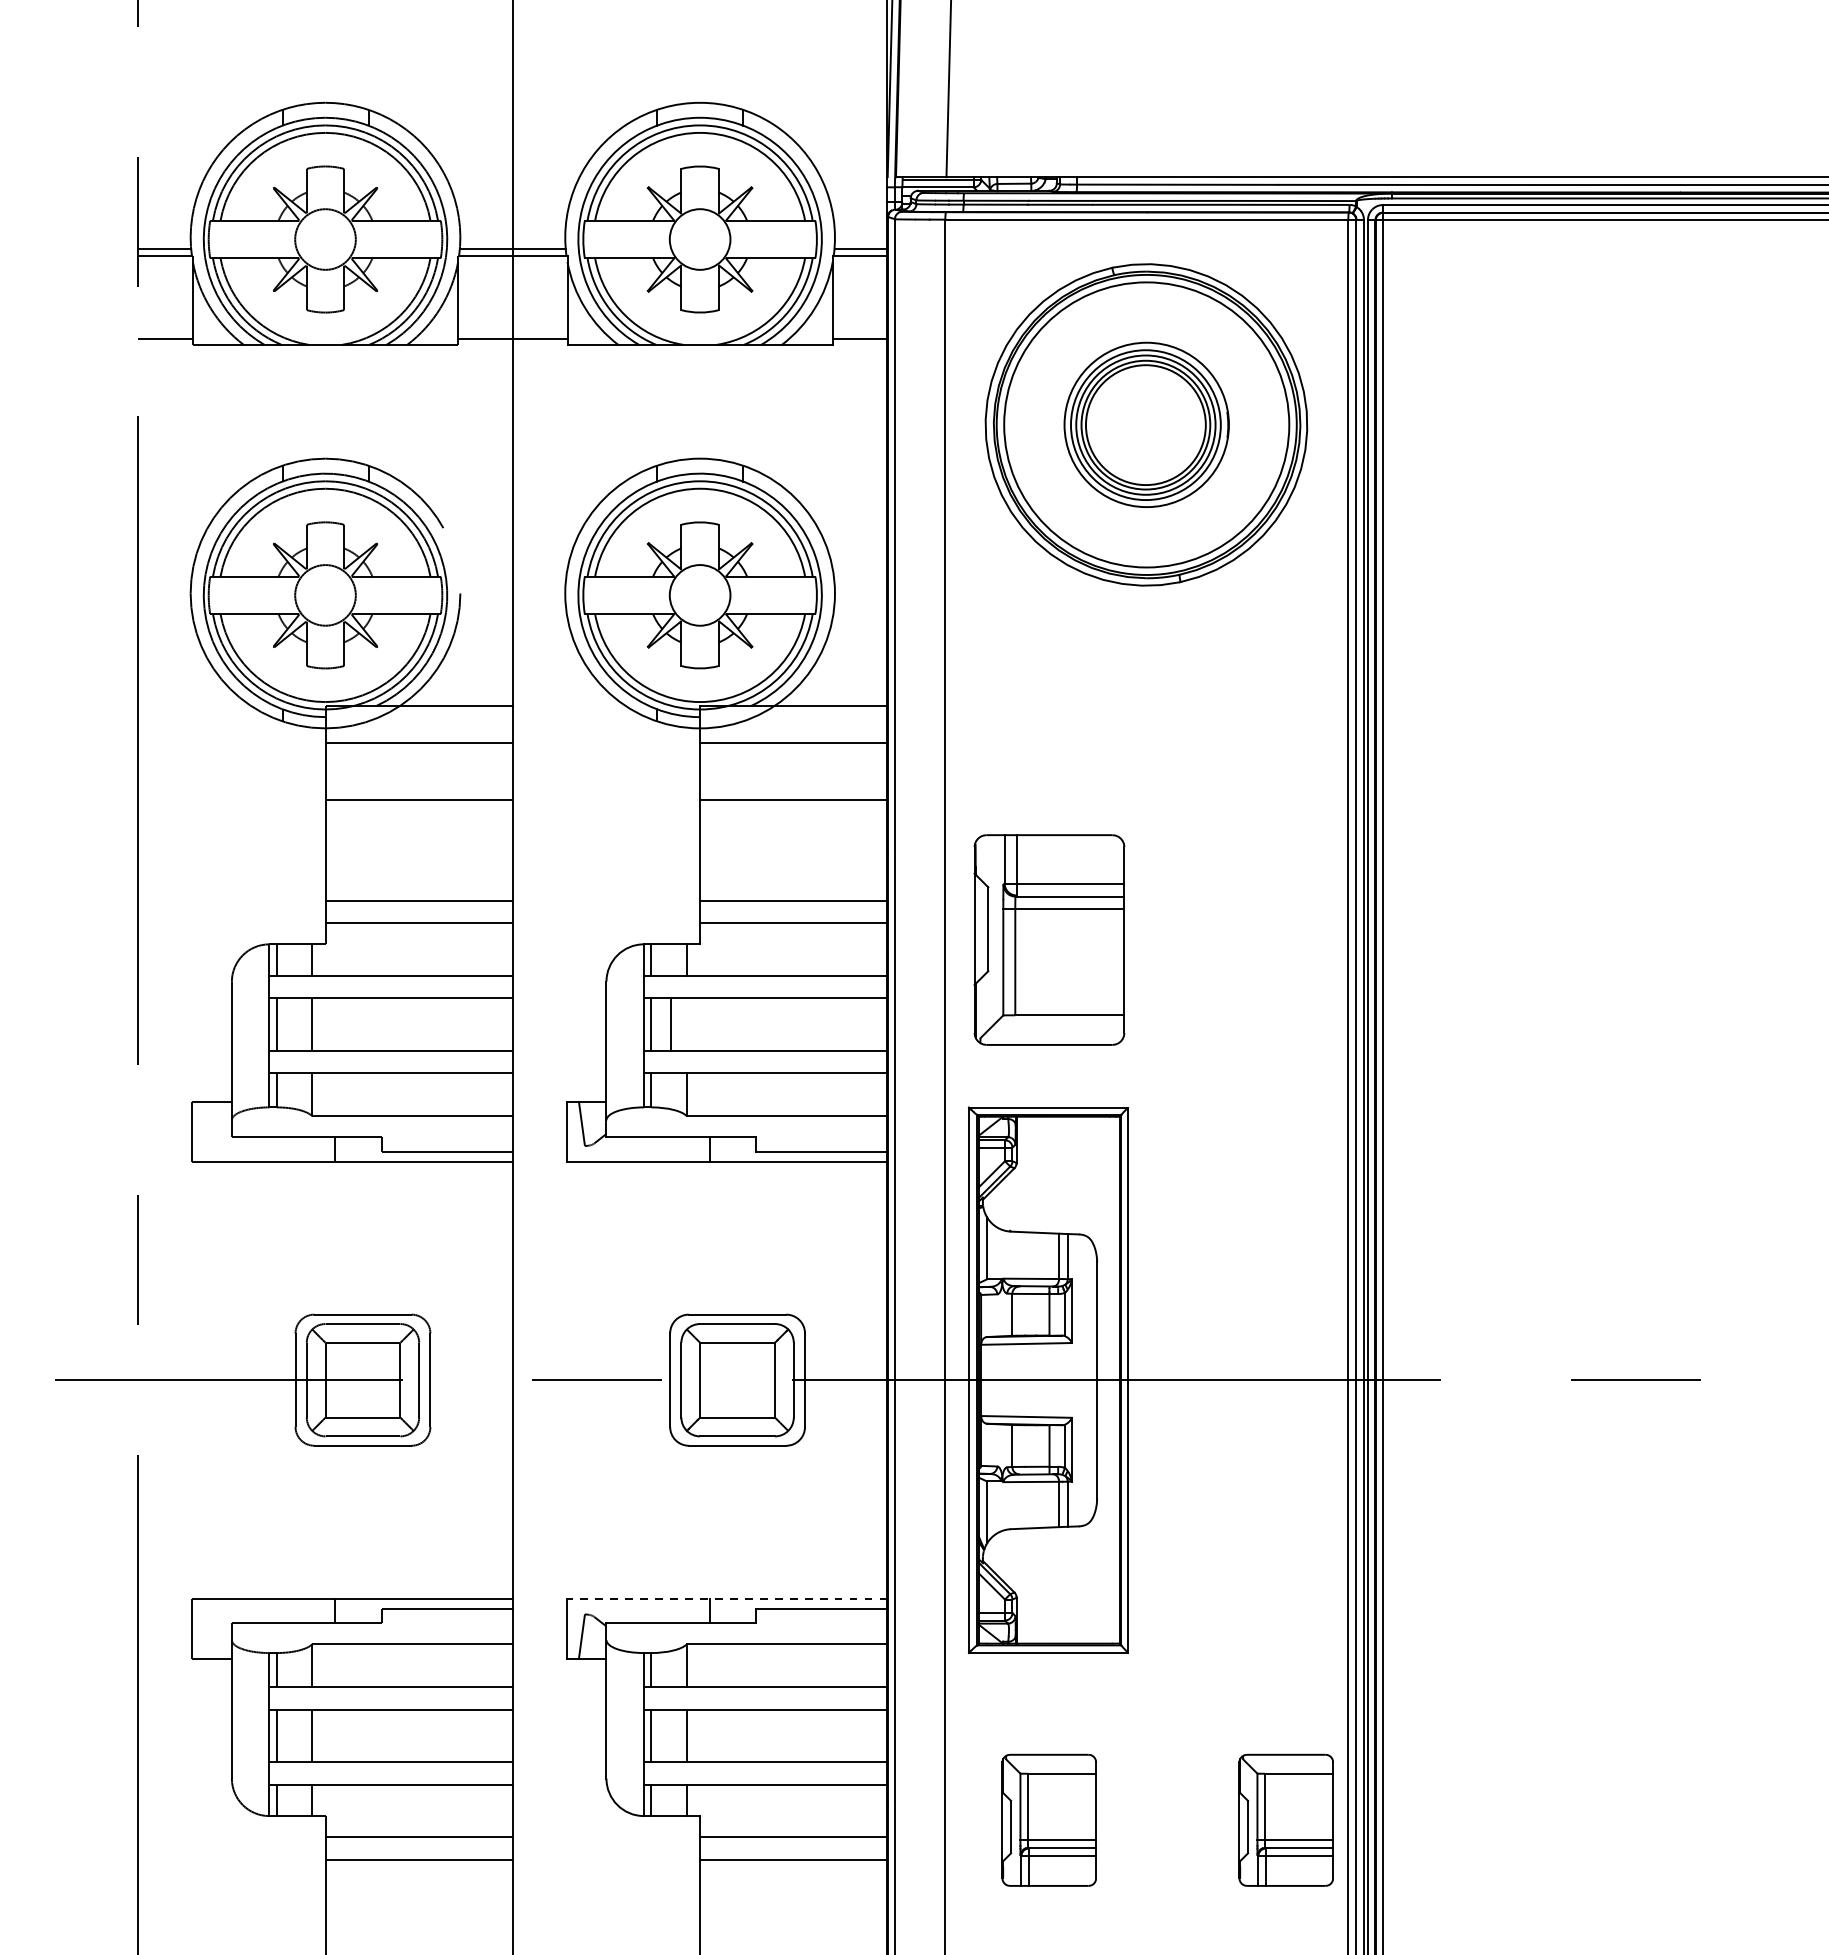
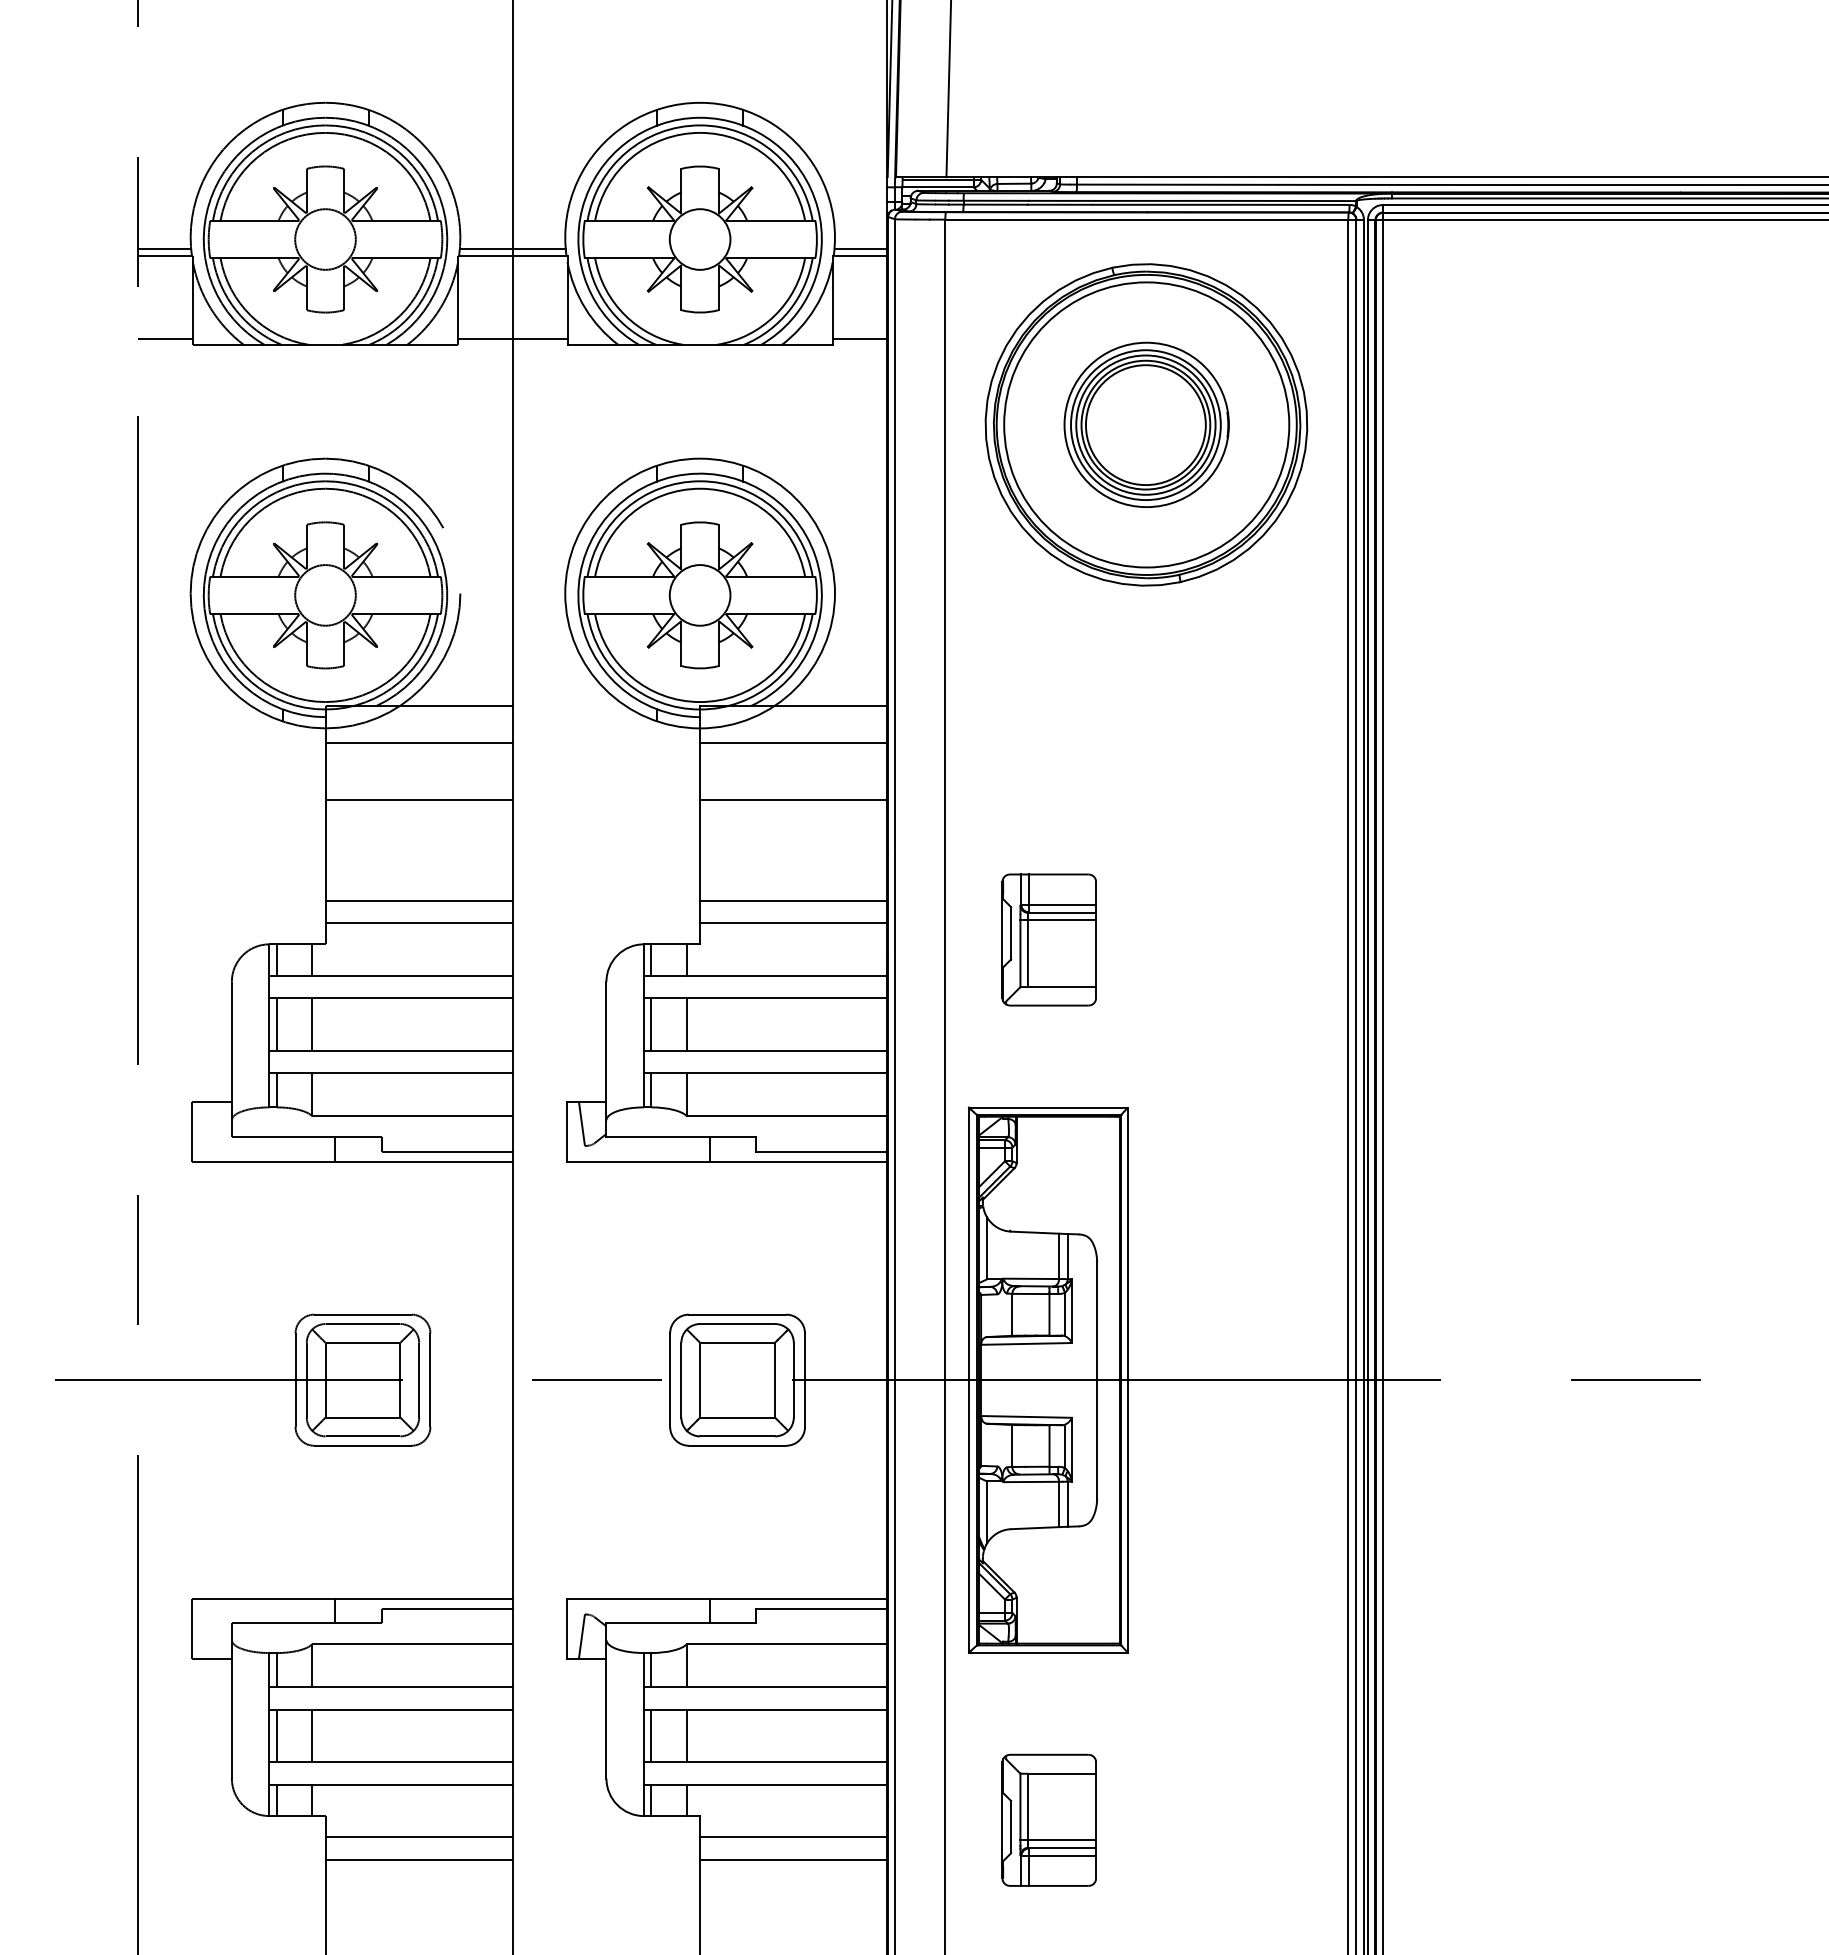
part size: 153x212 px -> 96x134 px (1048, 939)
line position: (670, 1024) -> (686, 1024) (686, 1024)
line: dashed -> solid (726, 1598)
part: present -> none (1285, 1819)
